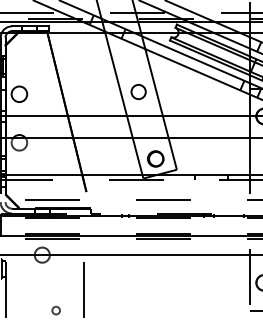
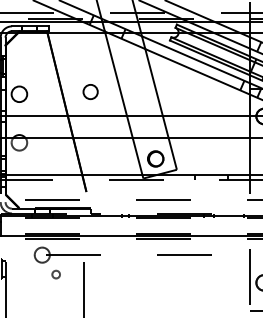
circle position: (138, 91) -> (90, 91) (90, 91)
line: solid -> dashed (131, 255)
circle position: (55, 310) -> (55, 274) (55, 274)
